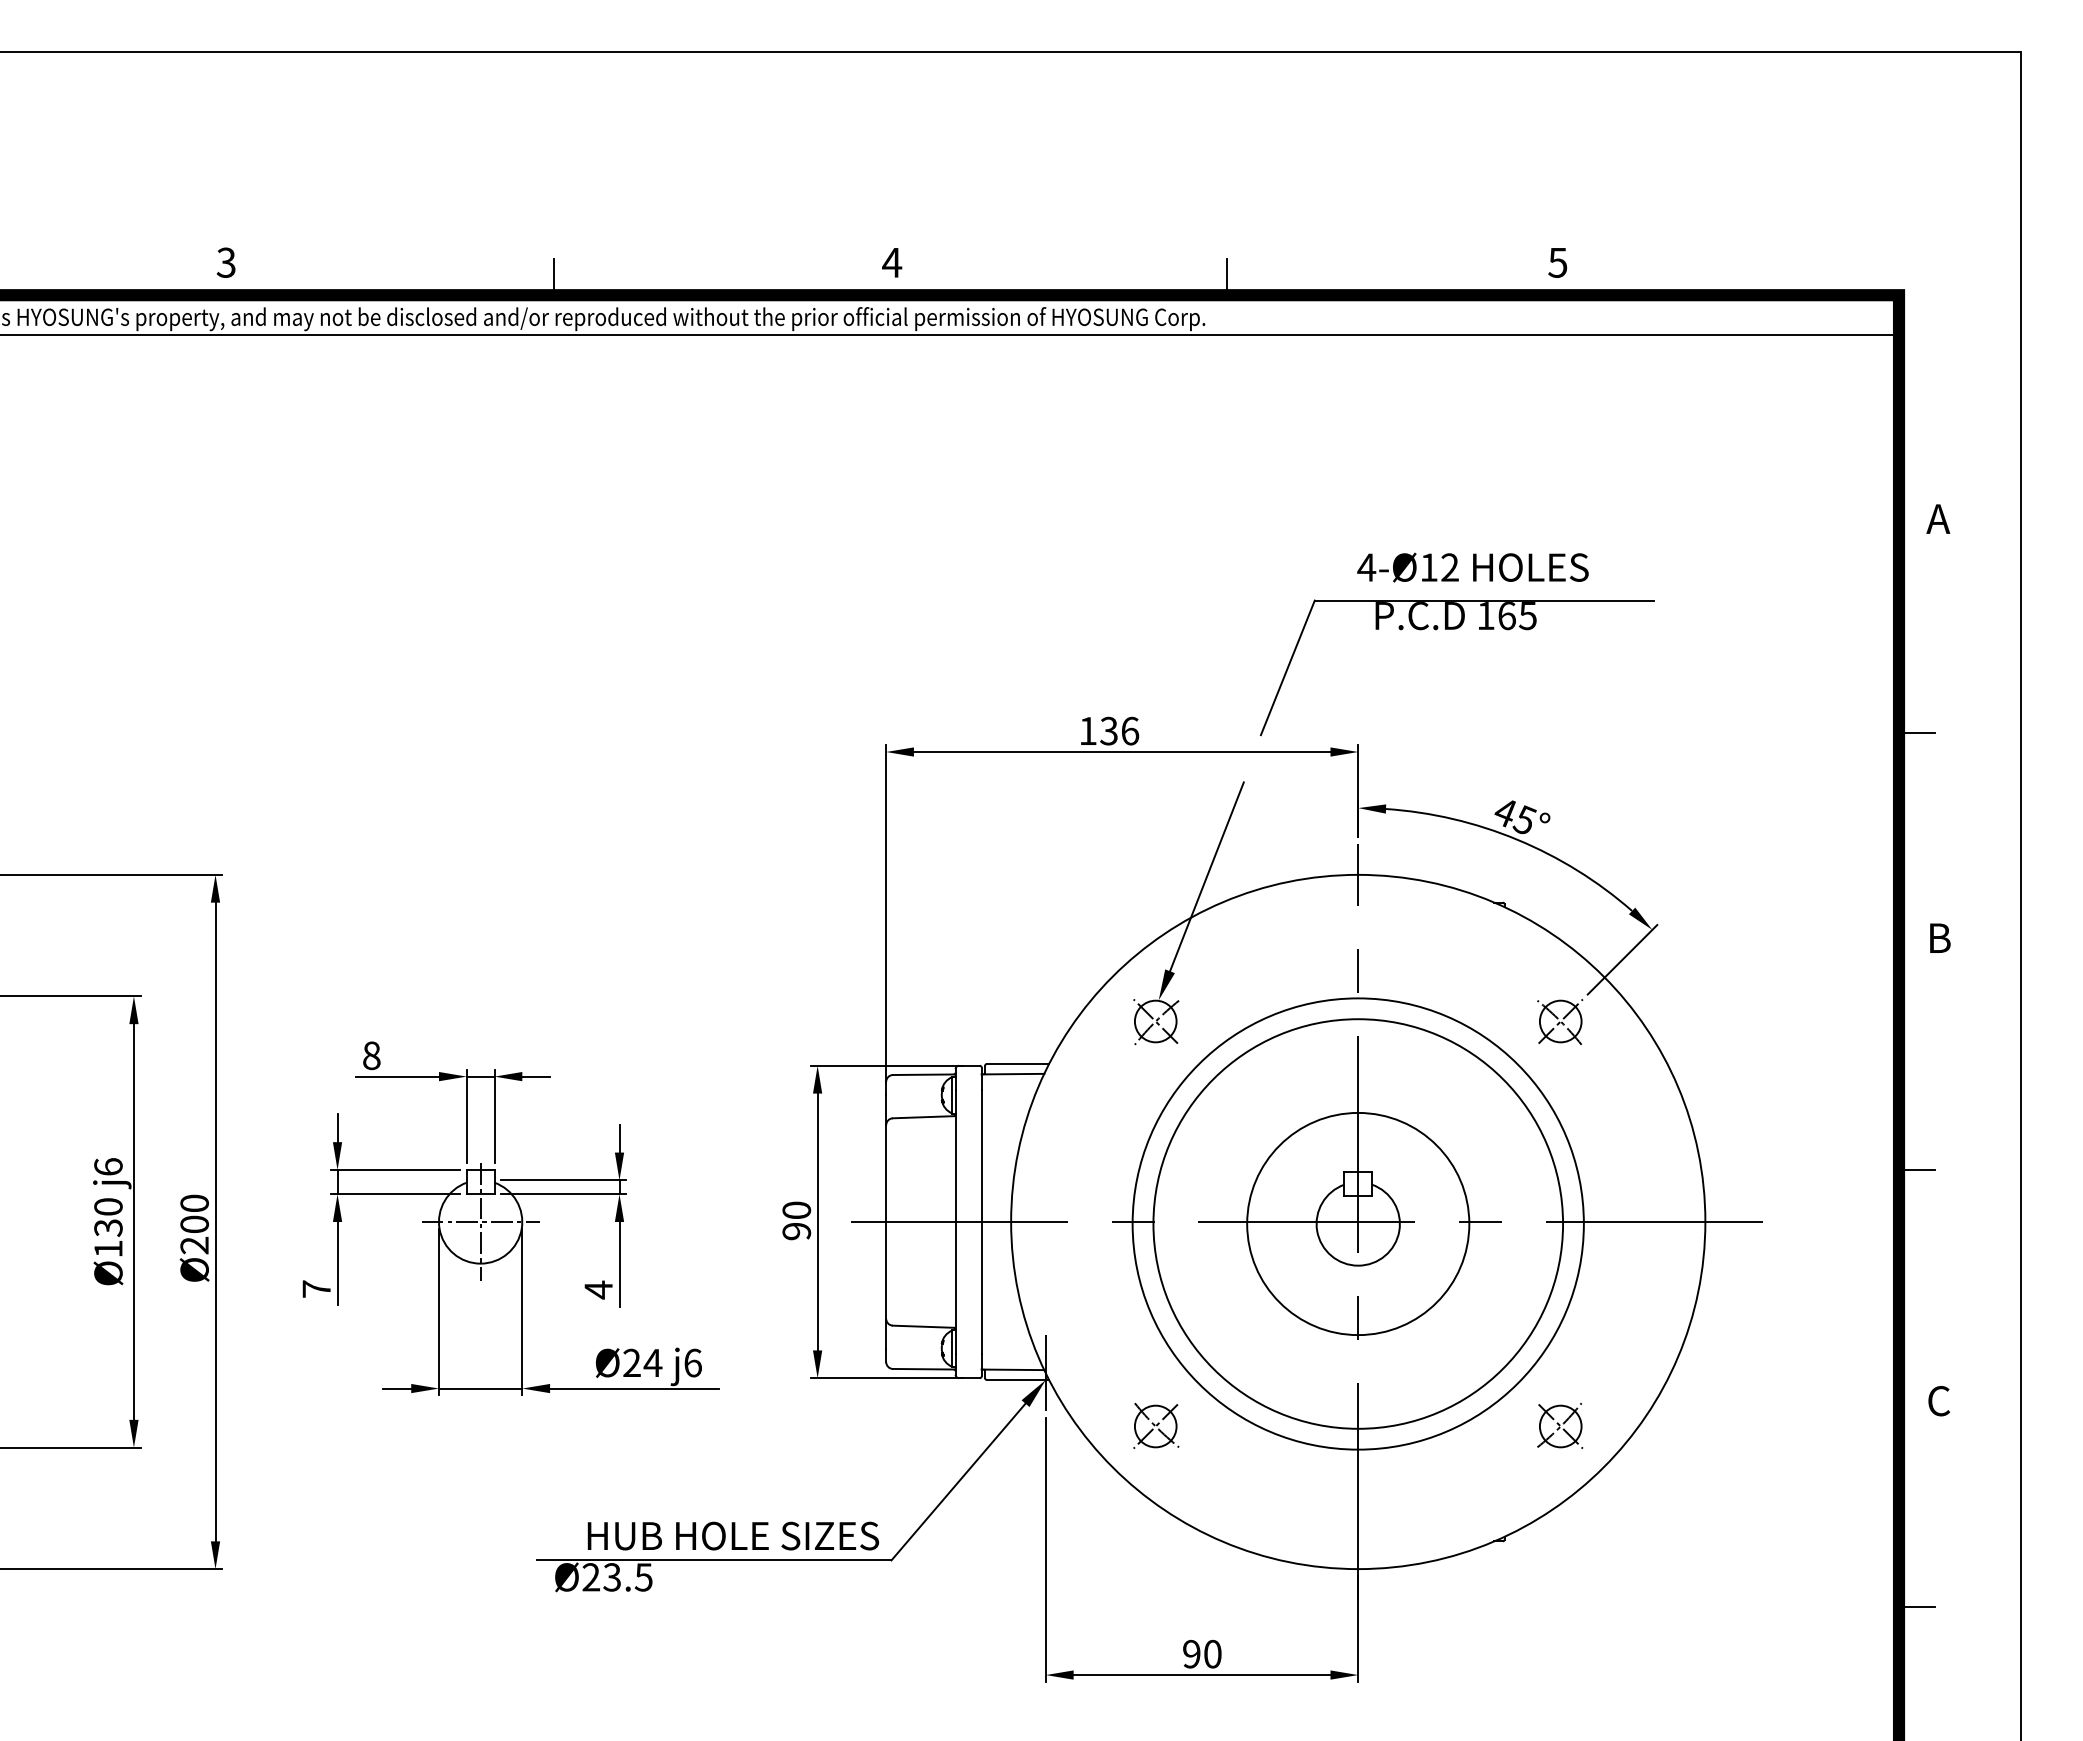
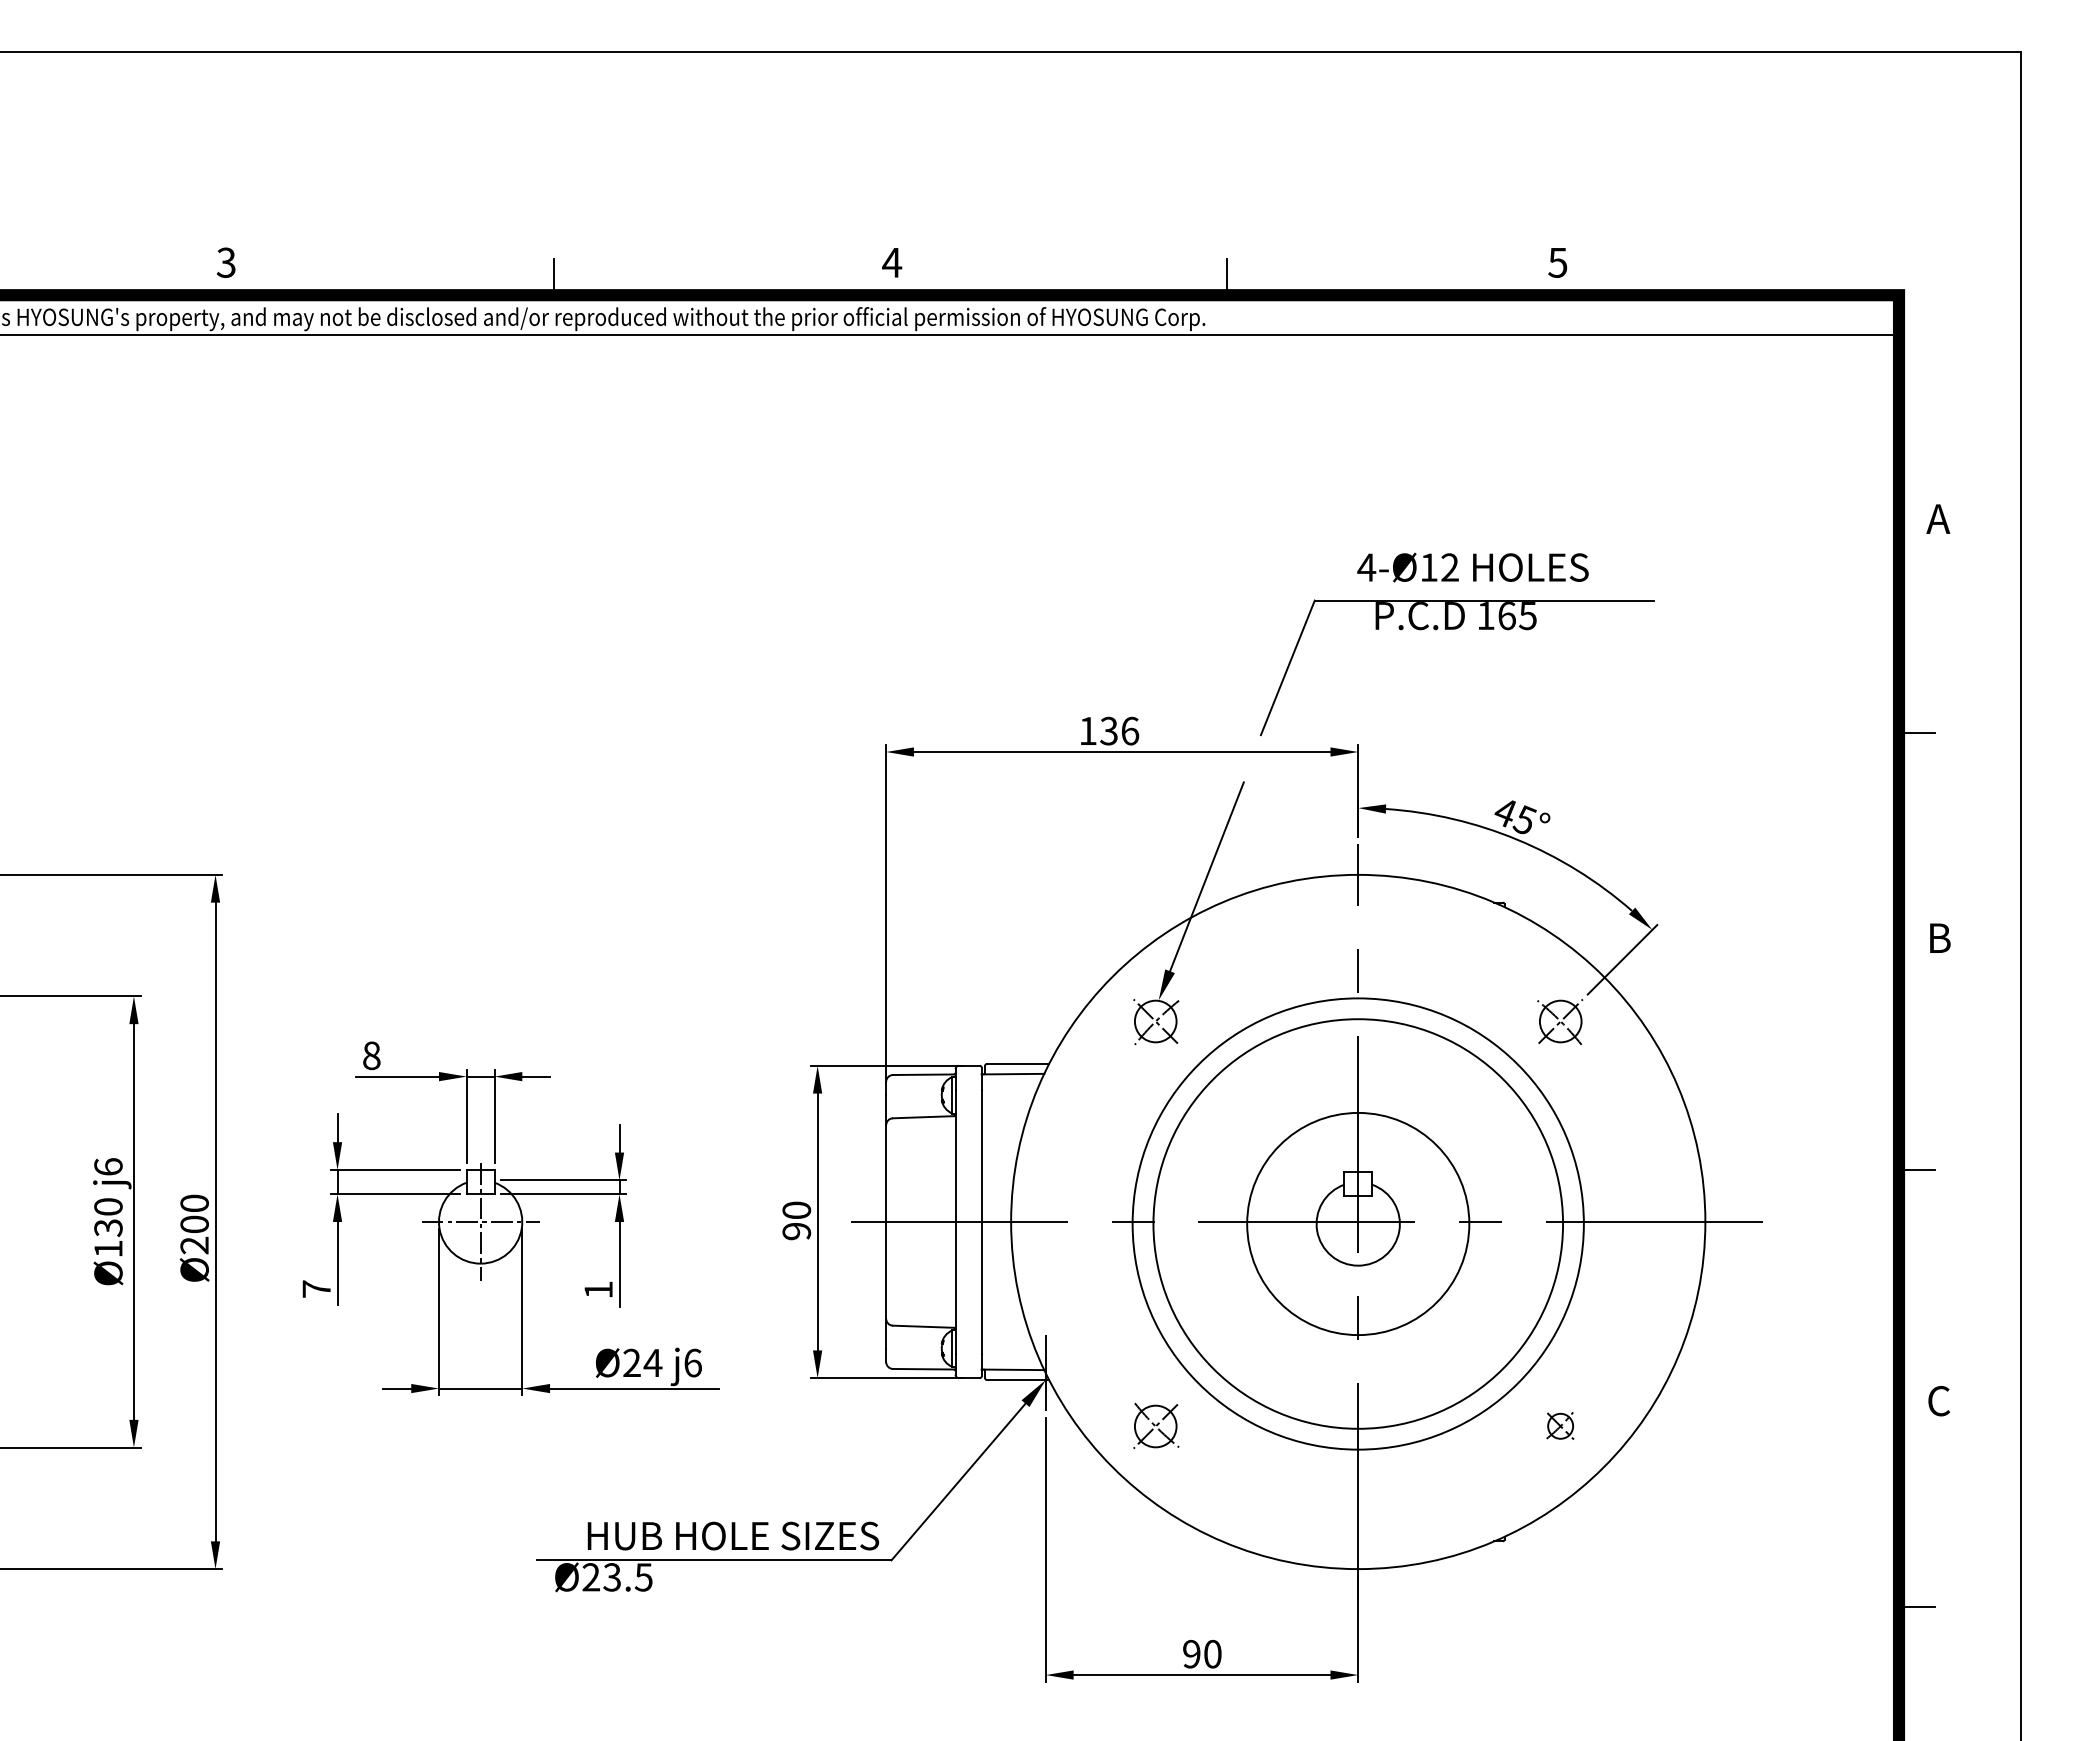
text: 4 -> 1 (598, 1289)
part size: 47x46 px -> 29x28 px (1560, 1425)
